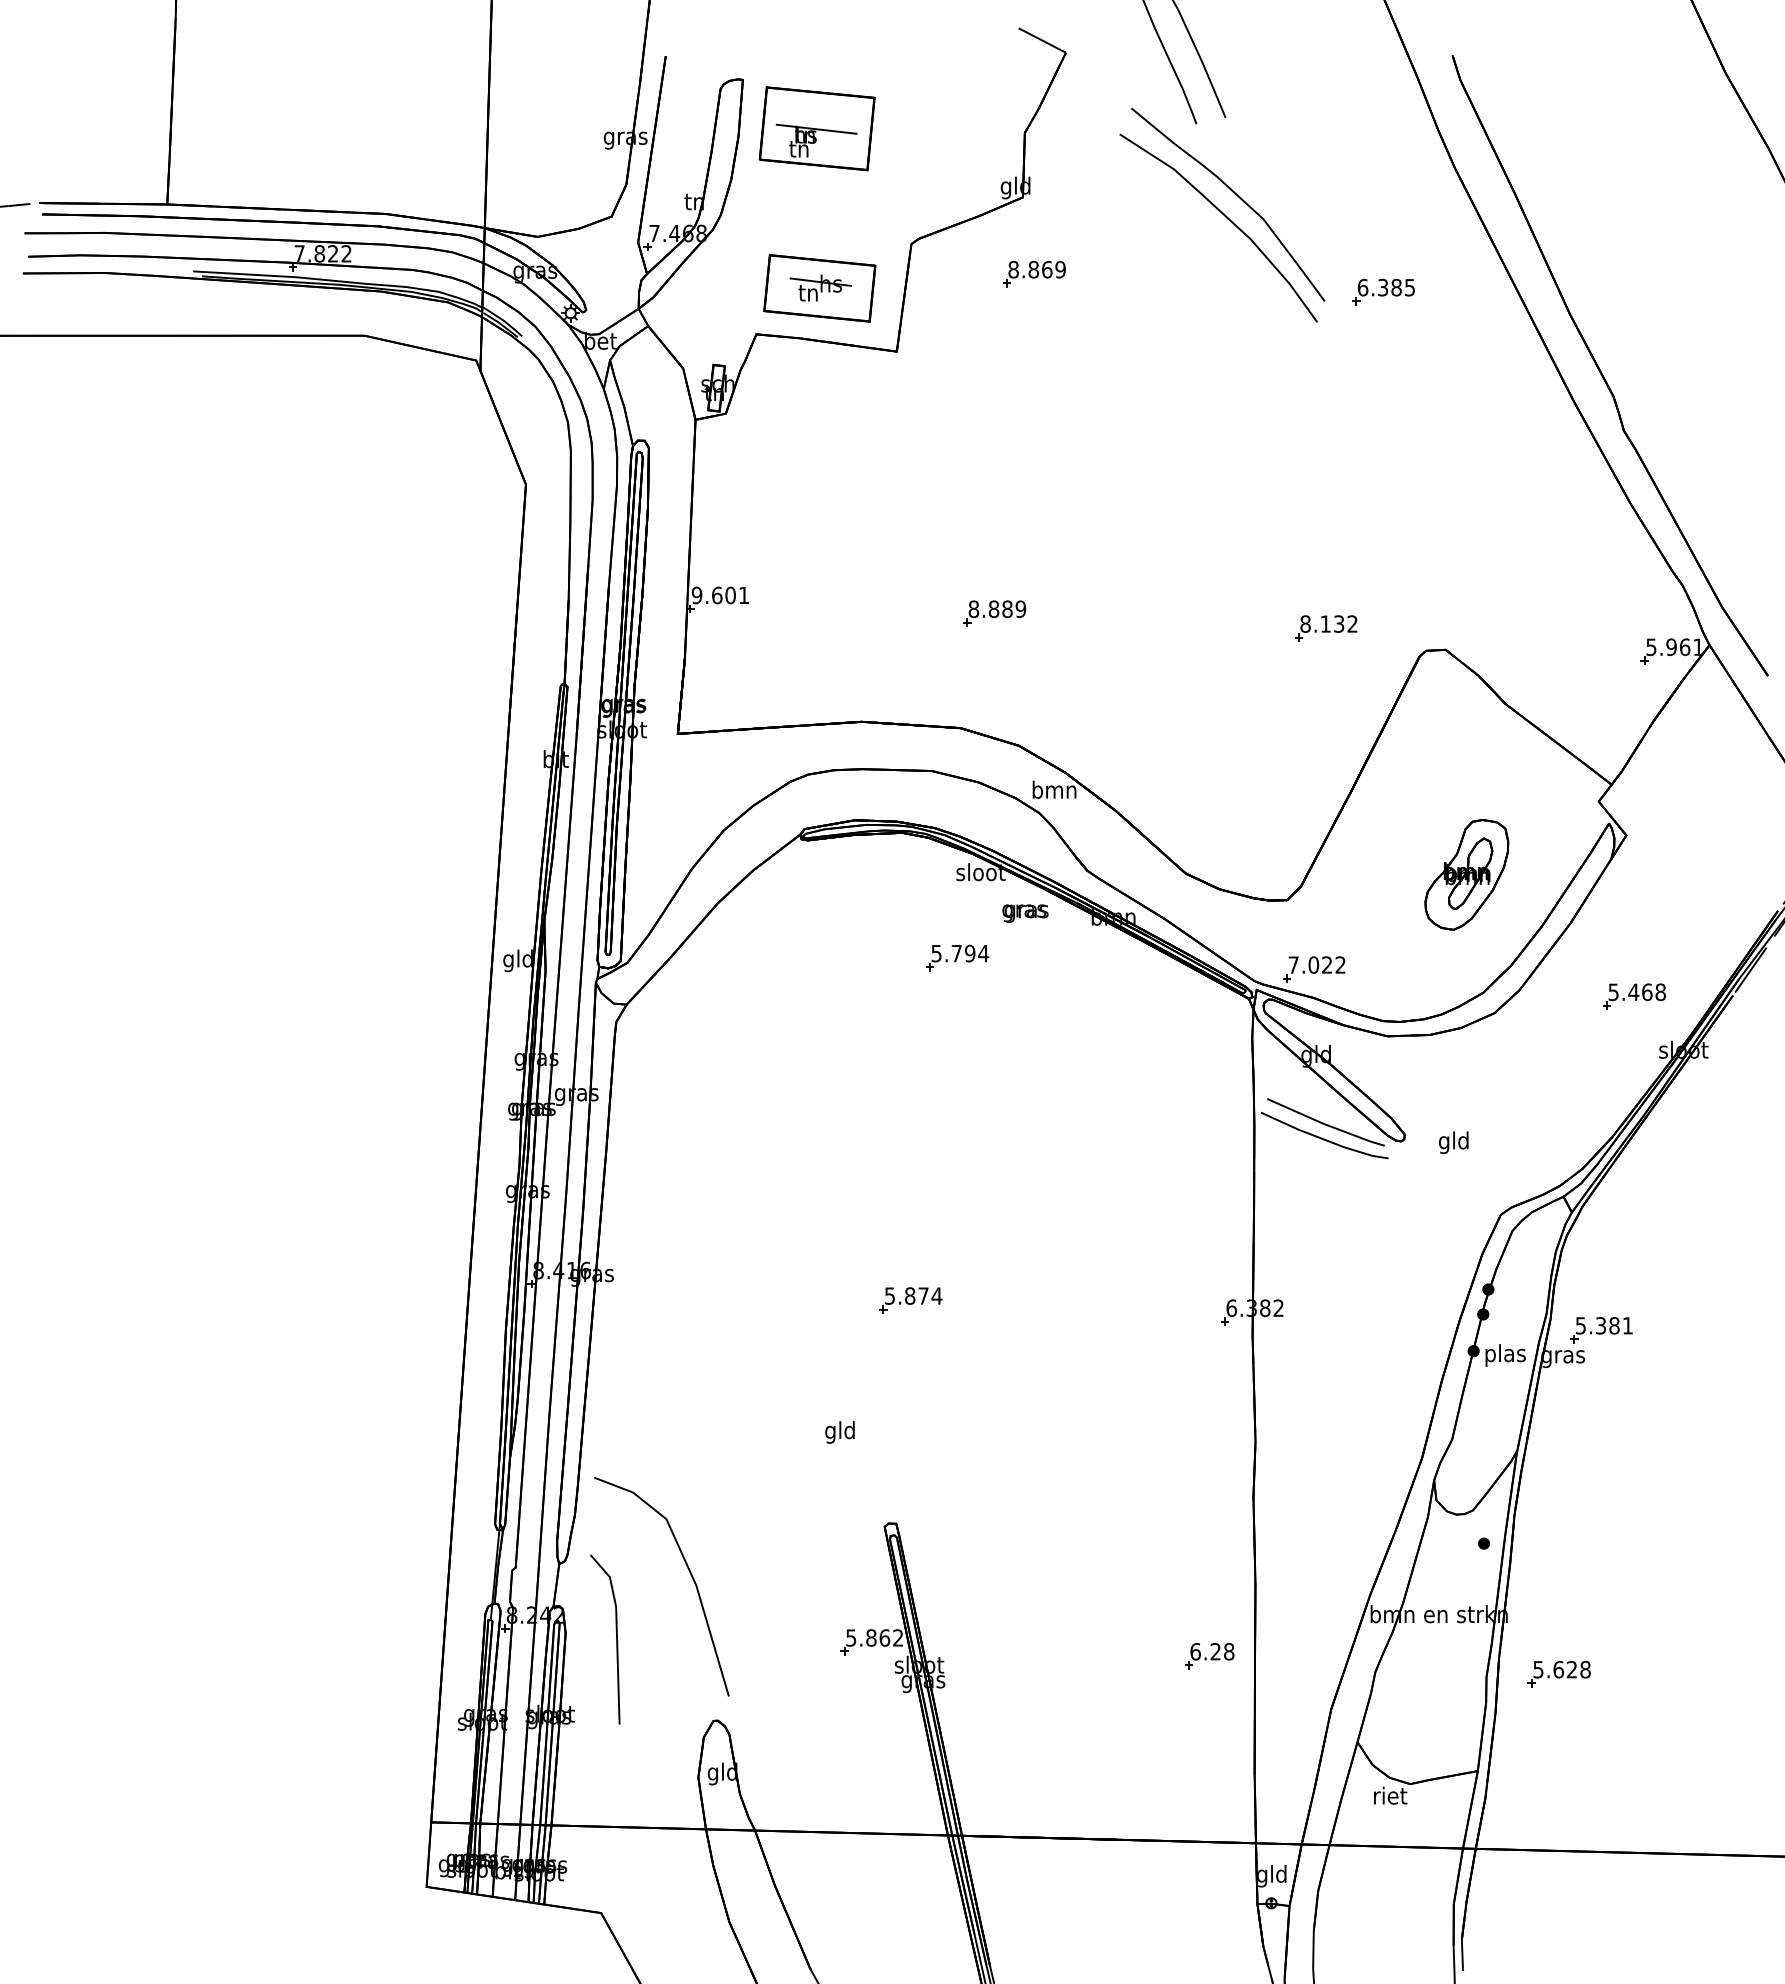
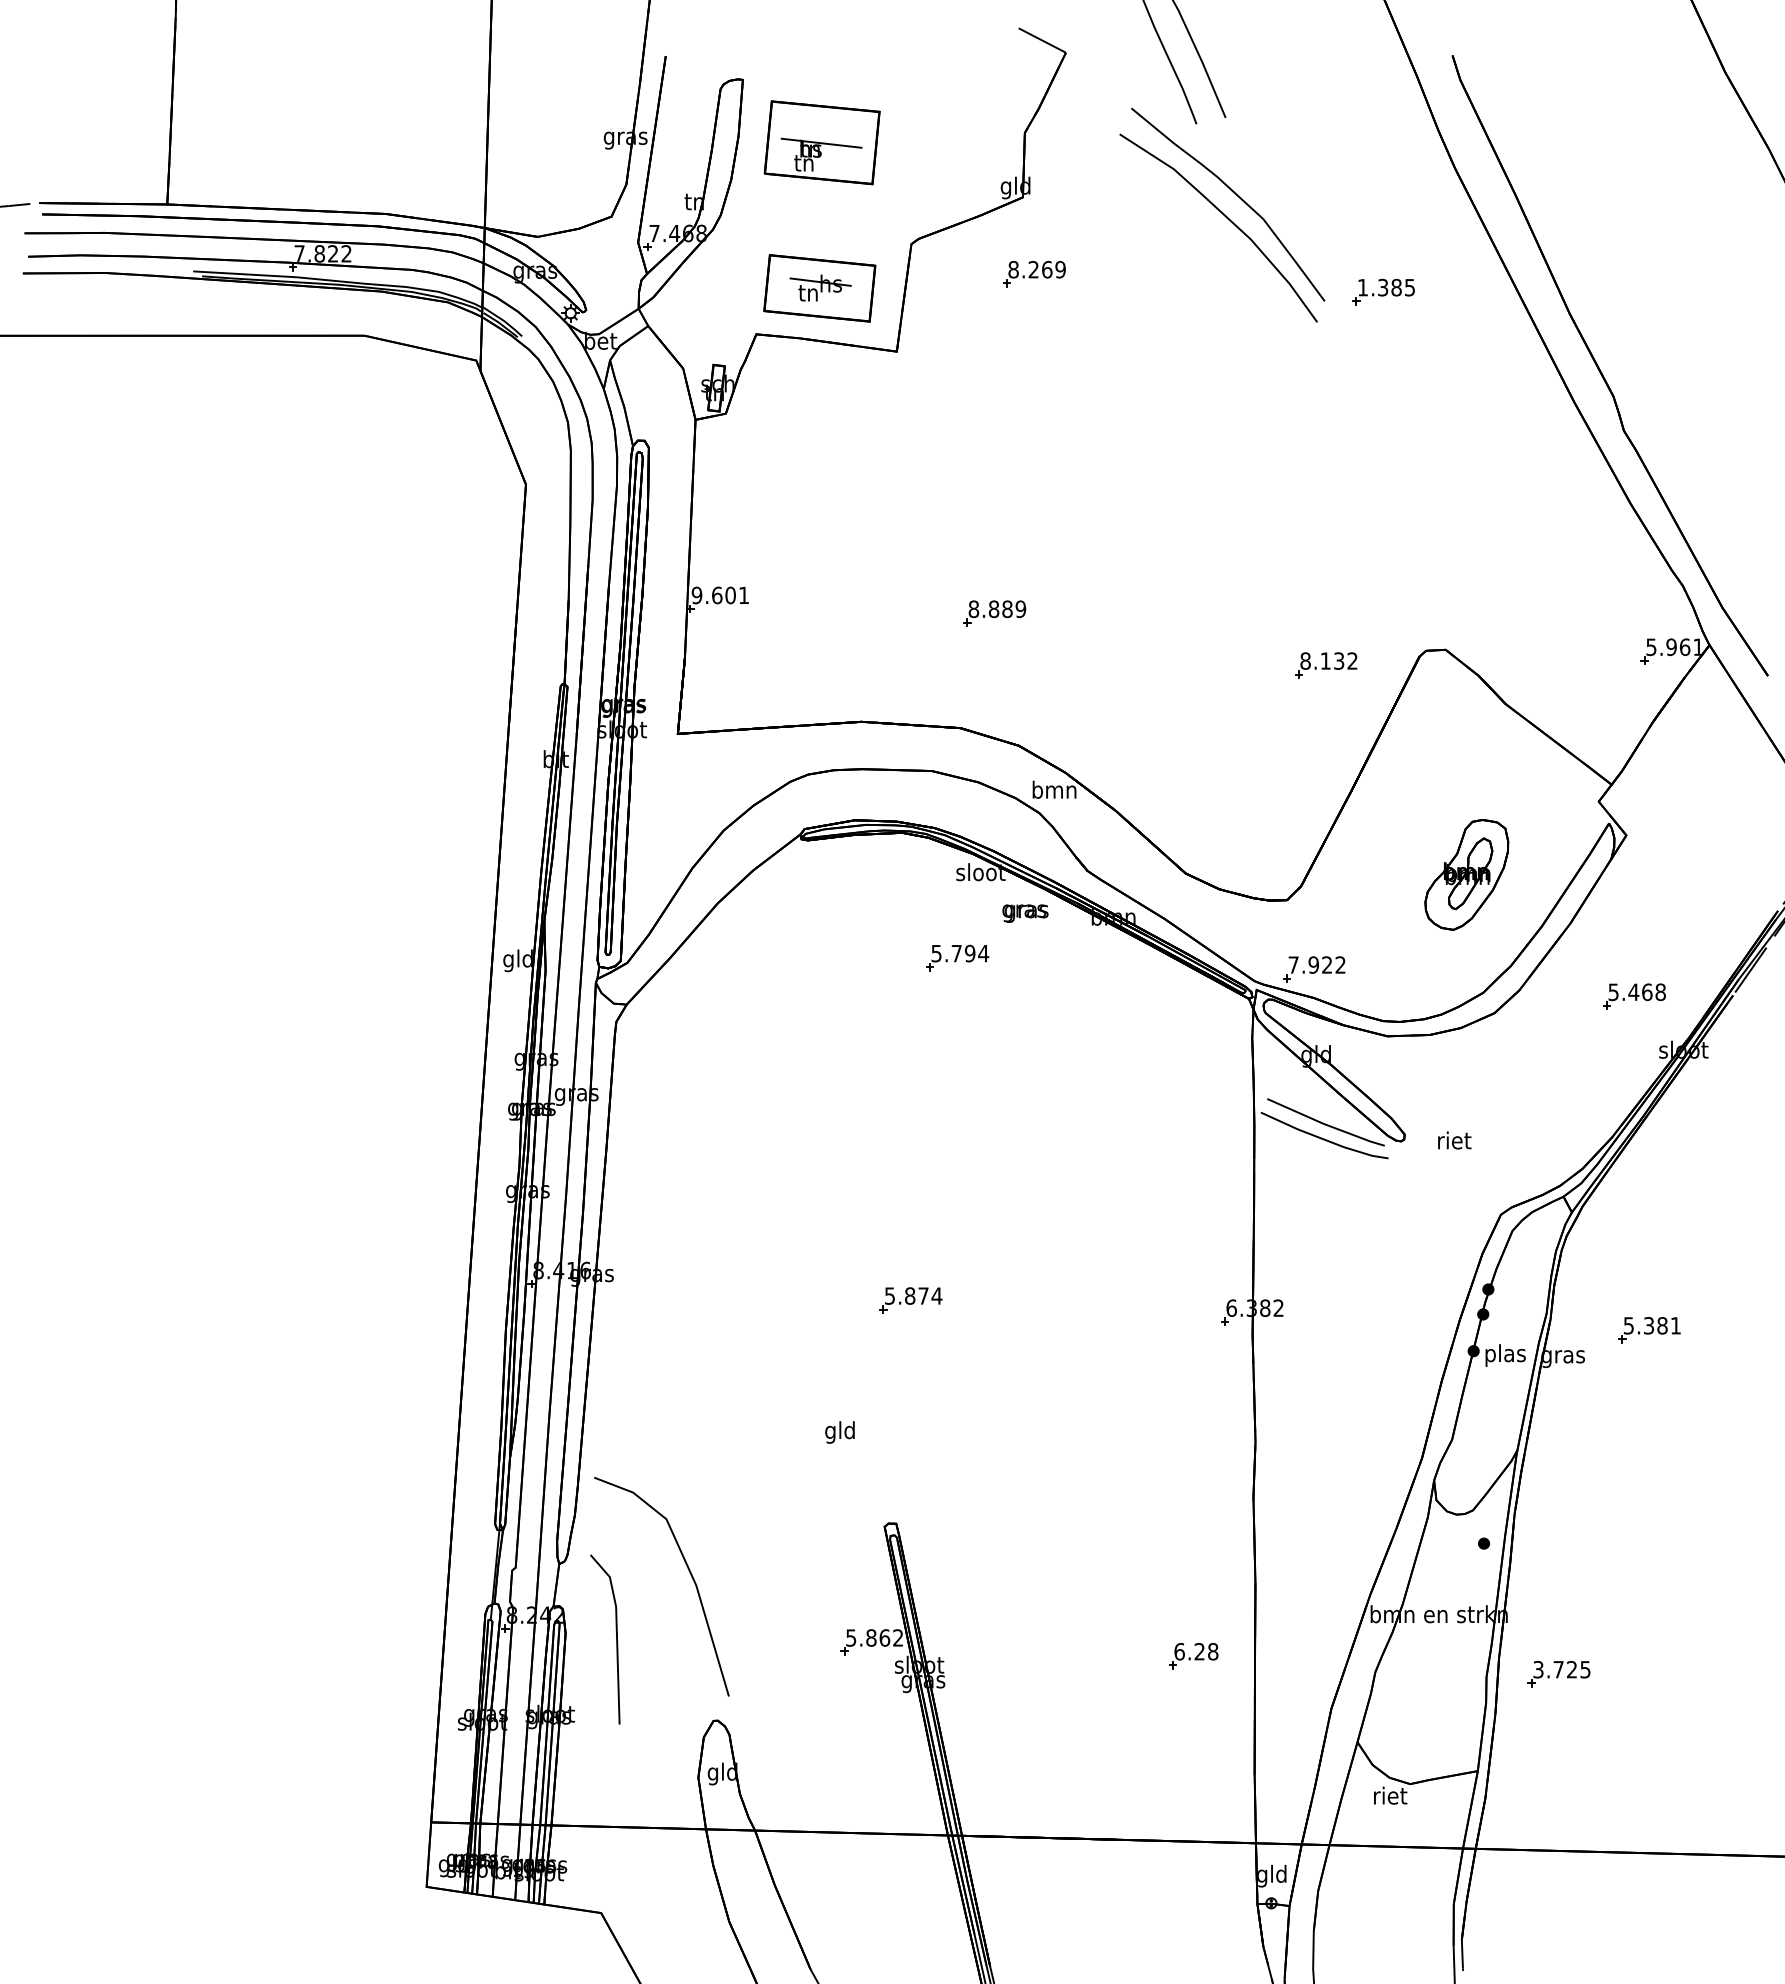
part position: (816, 128) -> (821, 142) (821, 142)
text: 8.869 -> 8.269 (1033, 269)
text: 6.385 -> 1.385 (1362, 287)
part position: (1326, 628) -> (1326, 665) (1326, 665)
text: 7.022 -> 7.922 (1313, 964)
text: gld -> riet (1454, 1142)
part position: (1601, 1330) -> (1649, 1330) (1649, 1330)
part position: (1209, 1656) -> (1193, 1656) (1193, 1656)
text: 5.628 -> 3.725 (1562, 1669)
